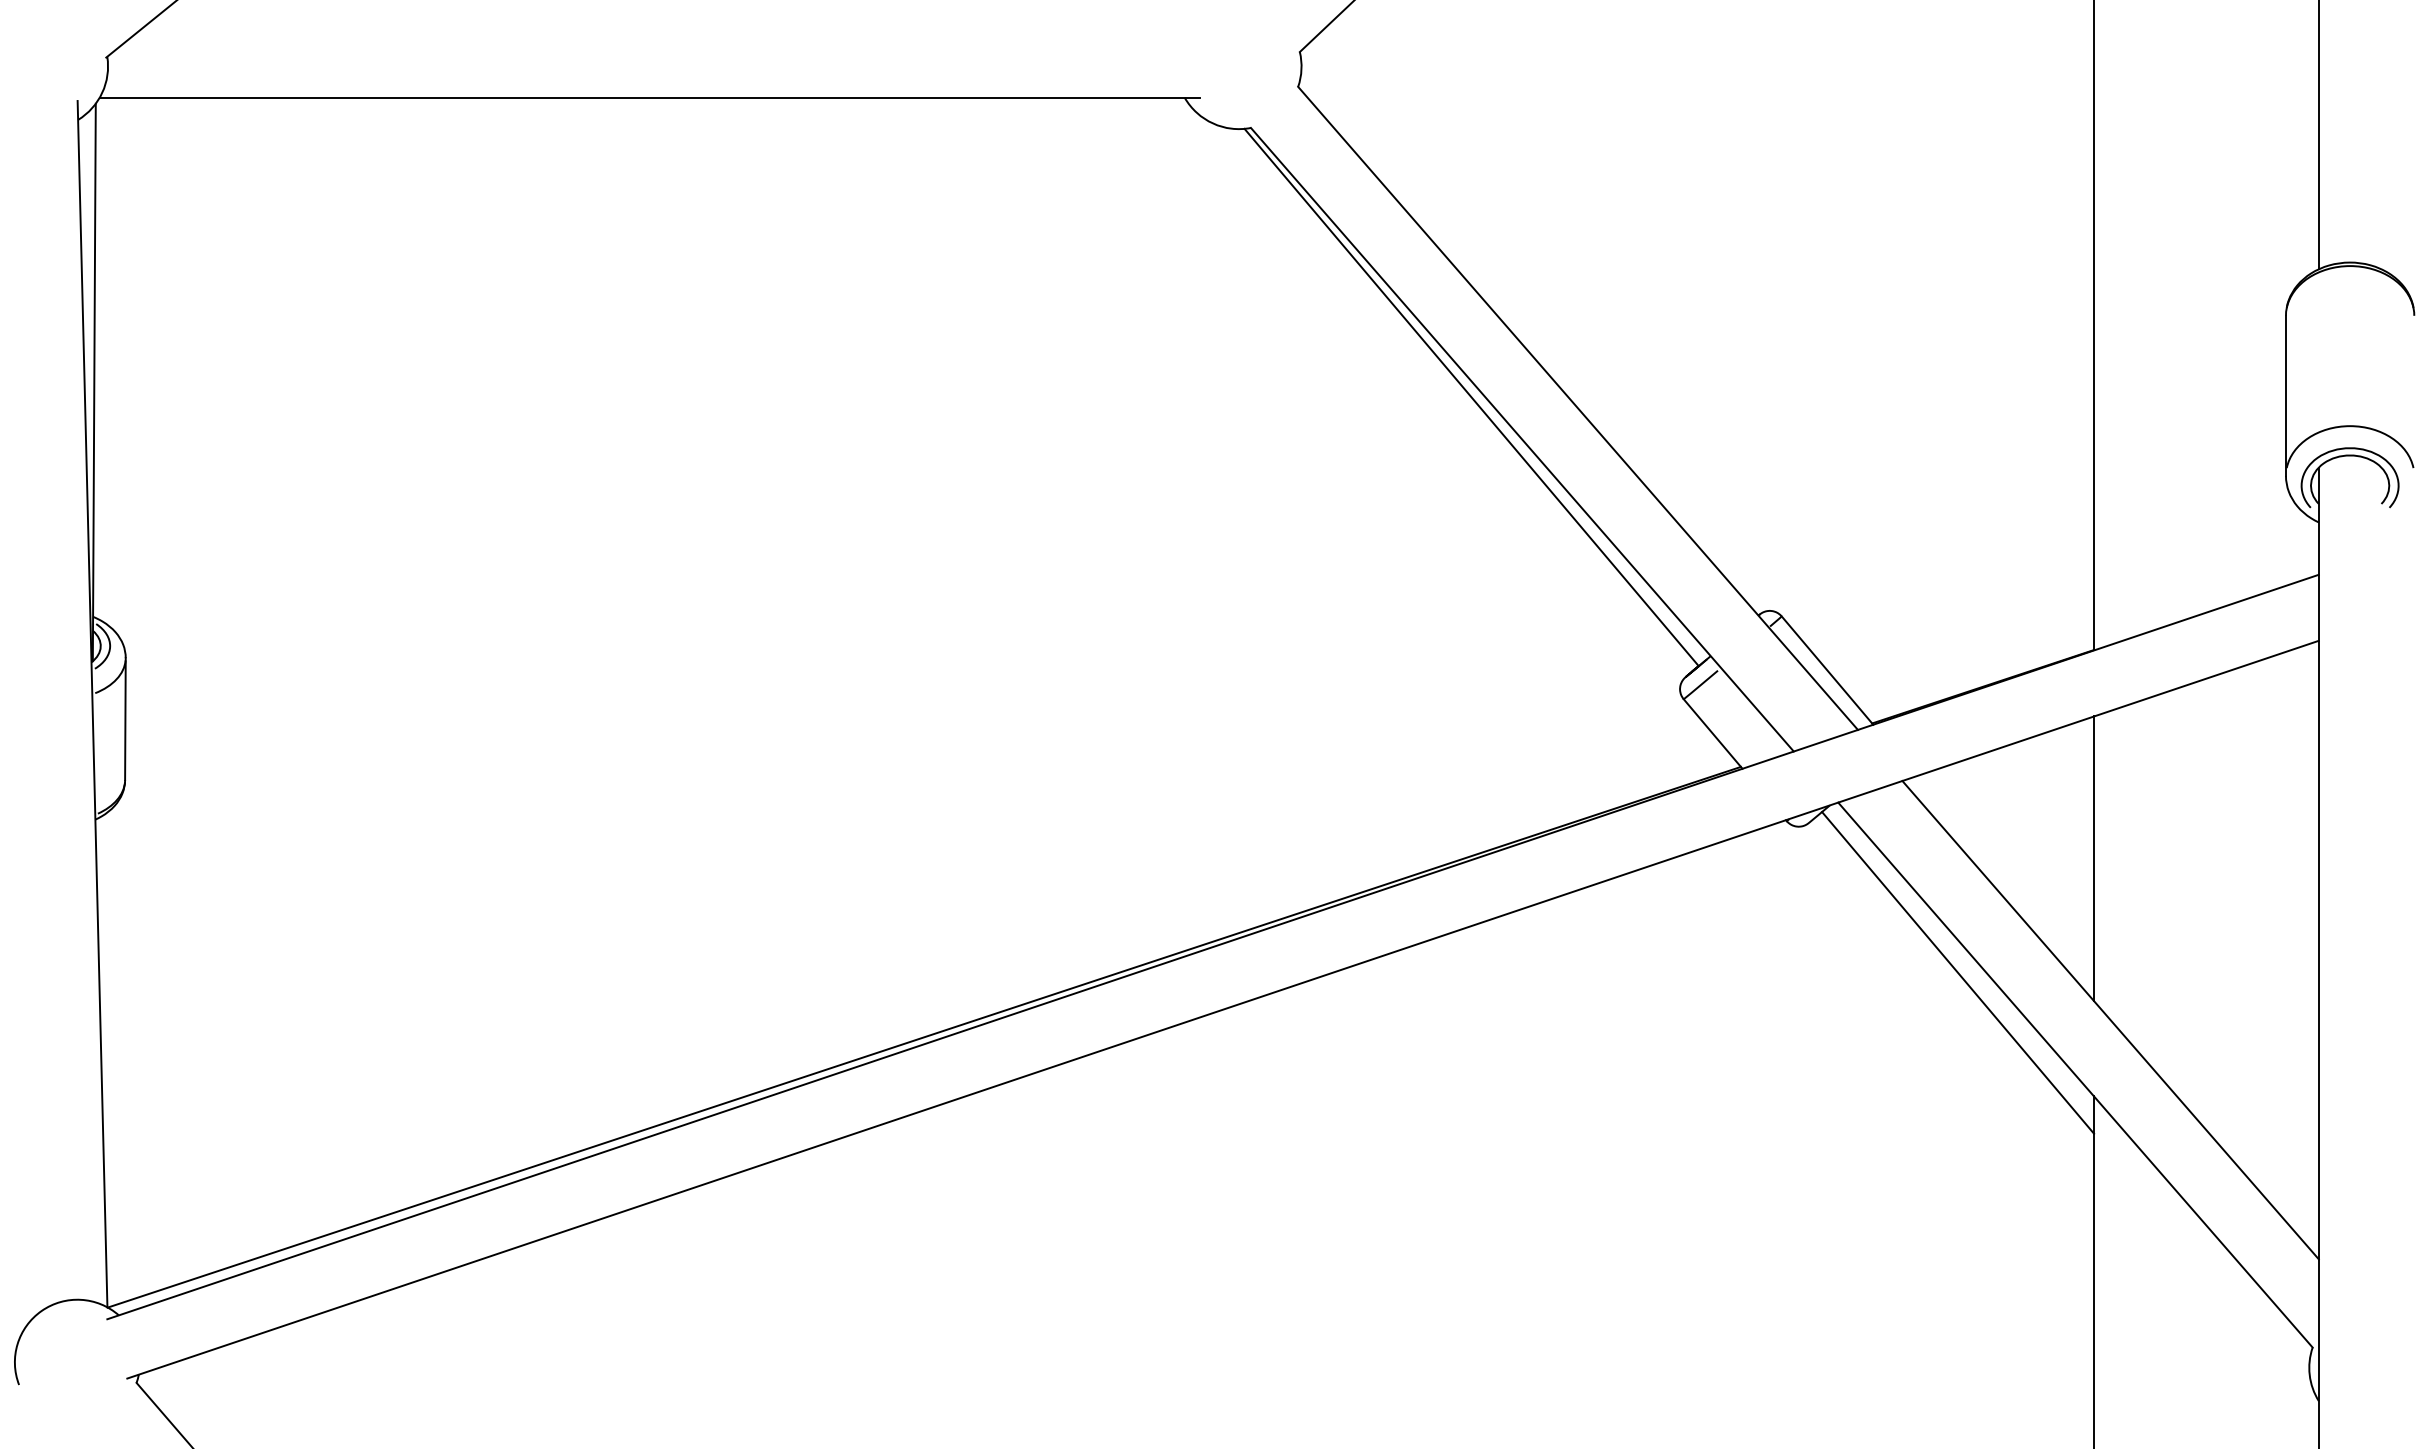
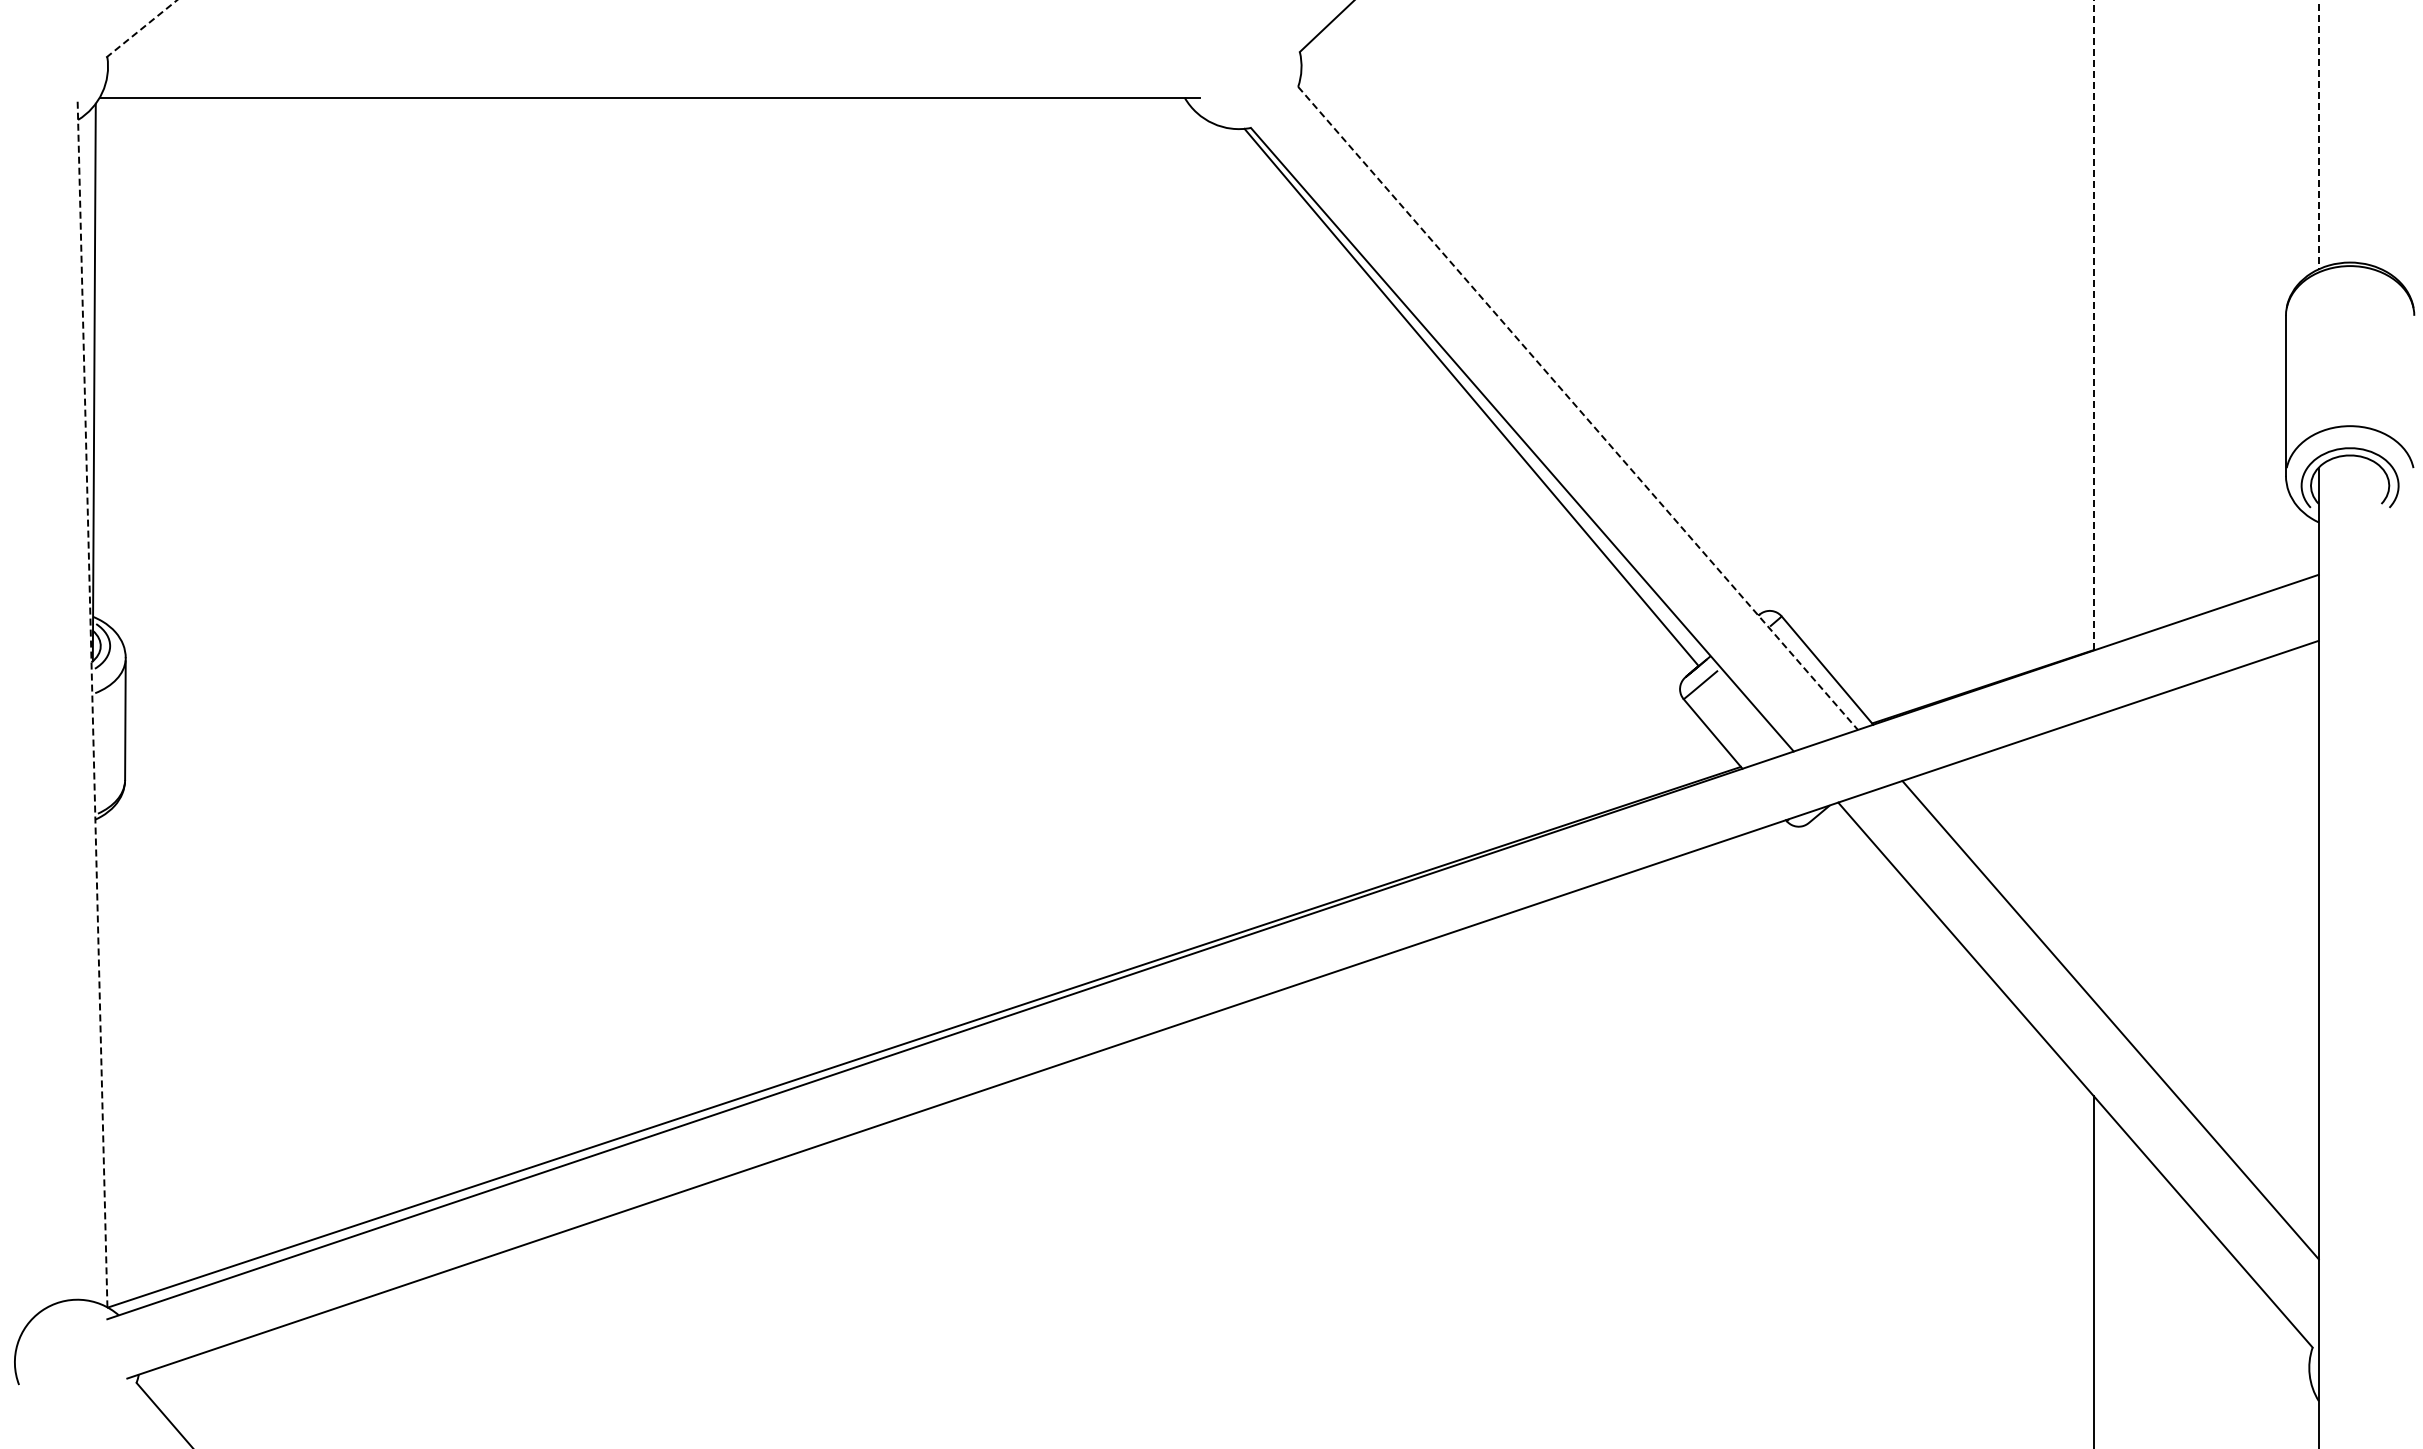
line: solid -> dashed (142, 28)
line: solid -> dashed (2318, 135)
line: solid -> dashed (2094, 325)
line: solid -> dashed (1578, 408)
line: solid -> dashed (92, 703)
line: present -> none (2094, 858)
line: present -> none (1958, 972)
